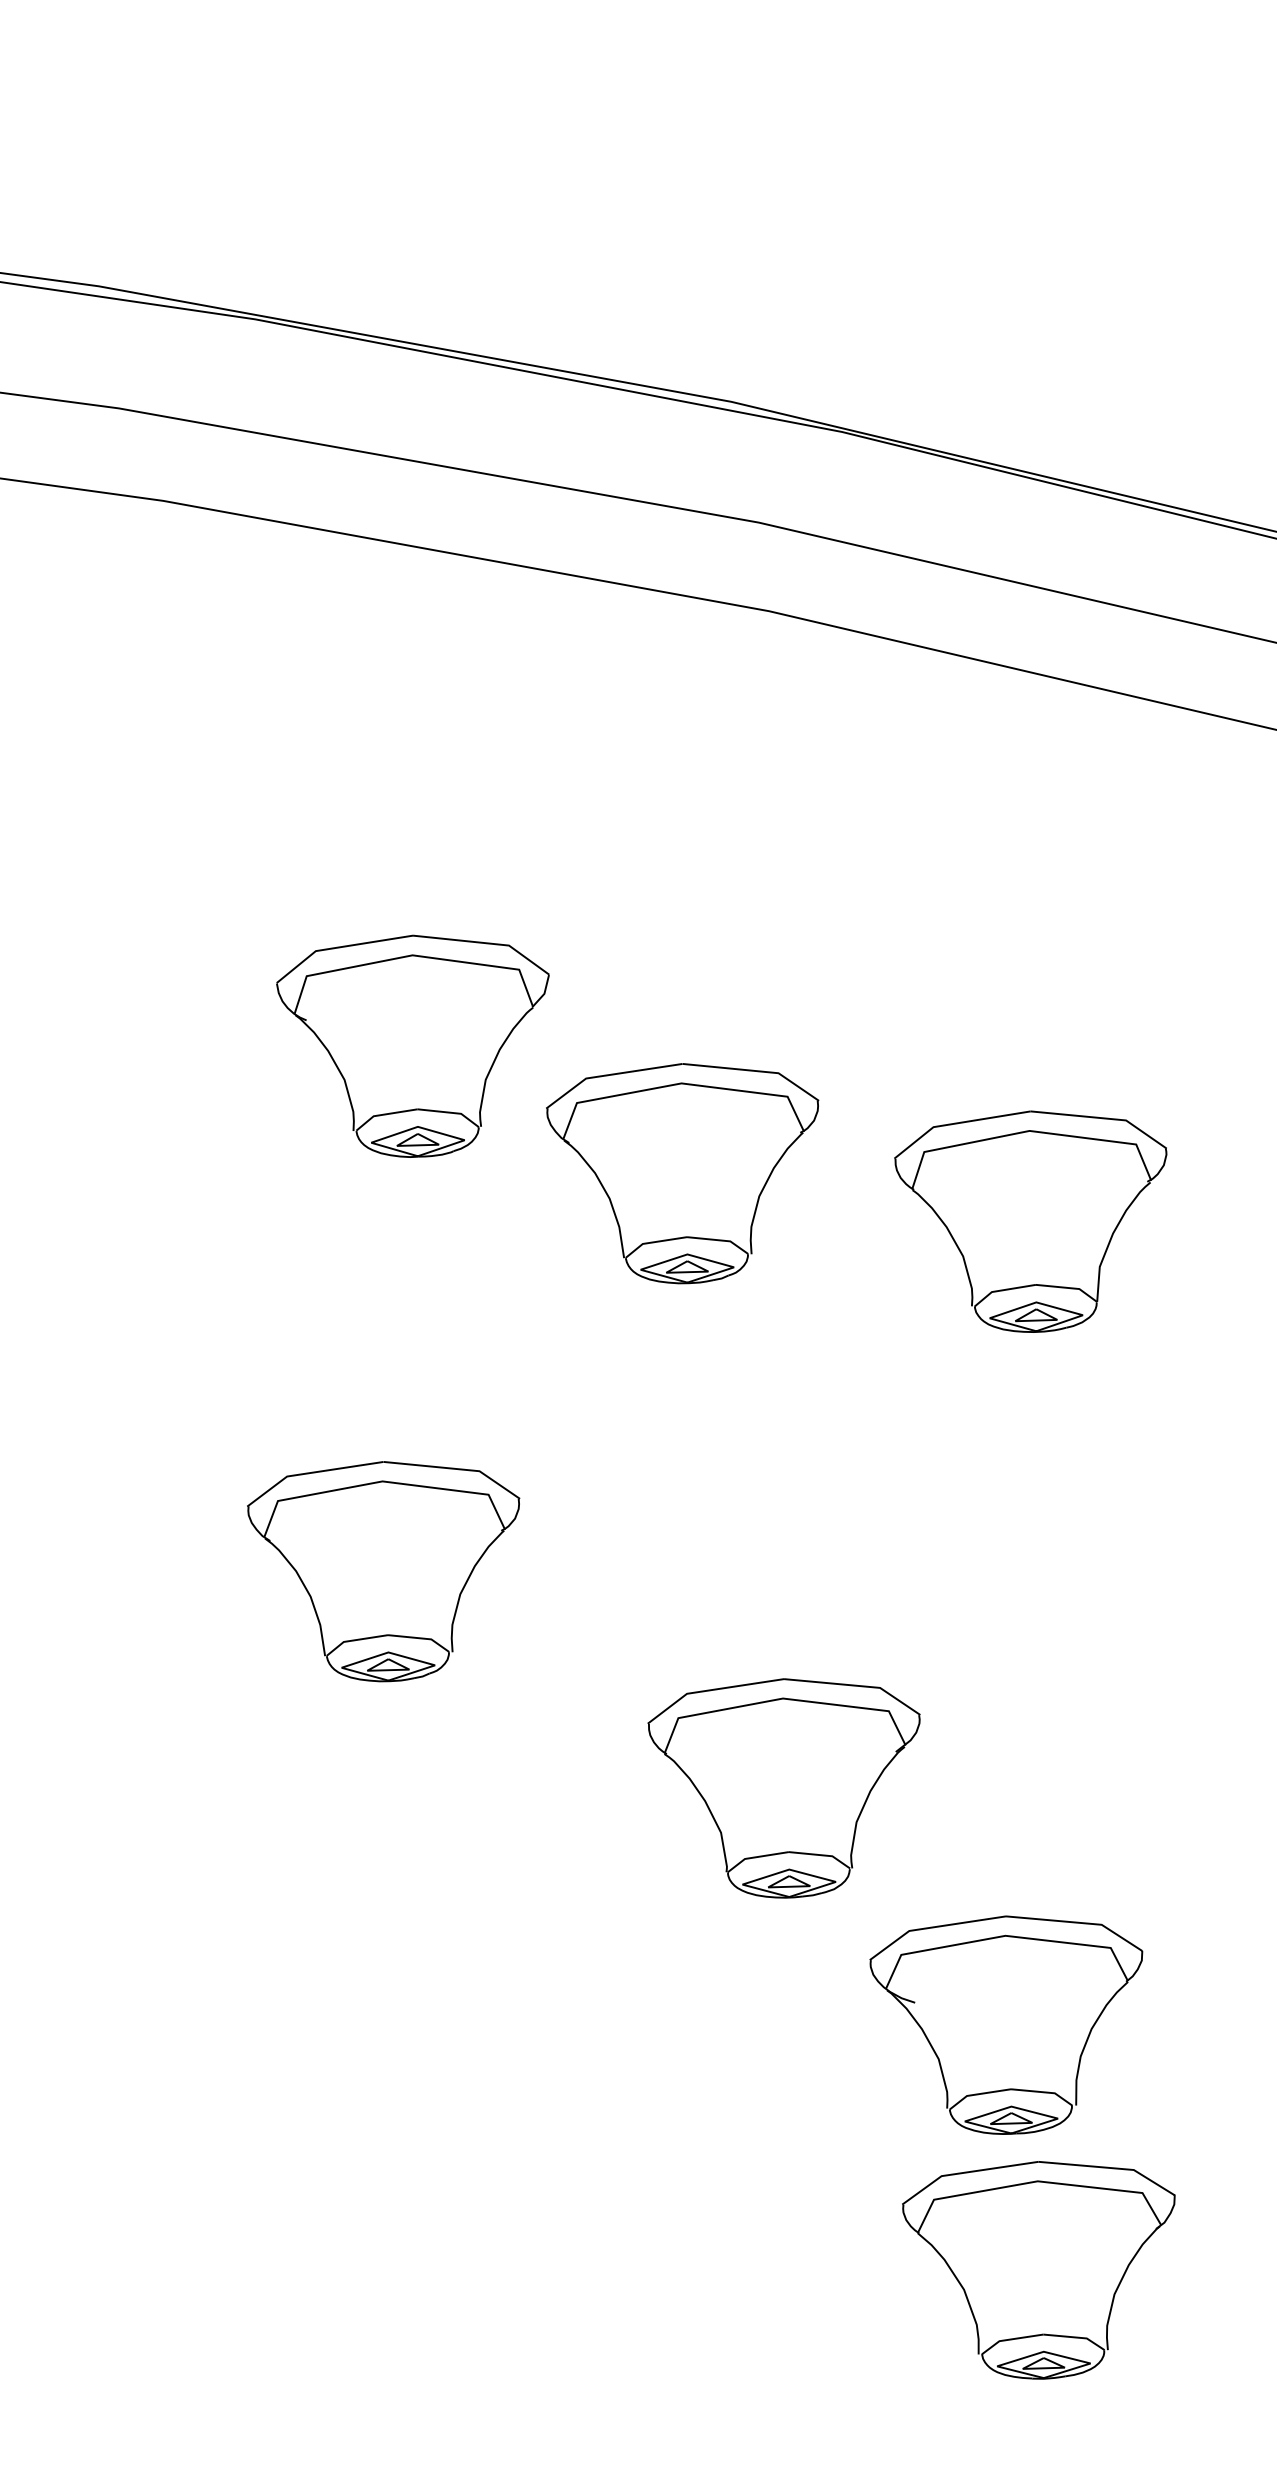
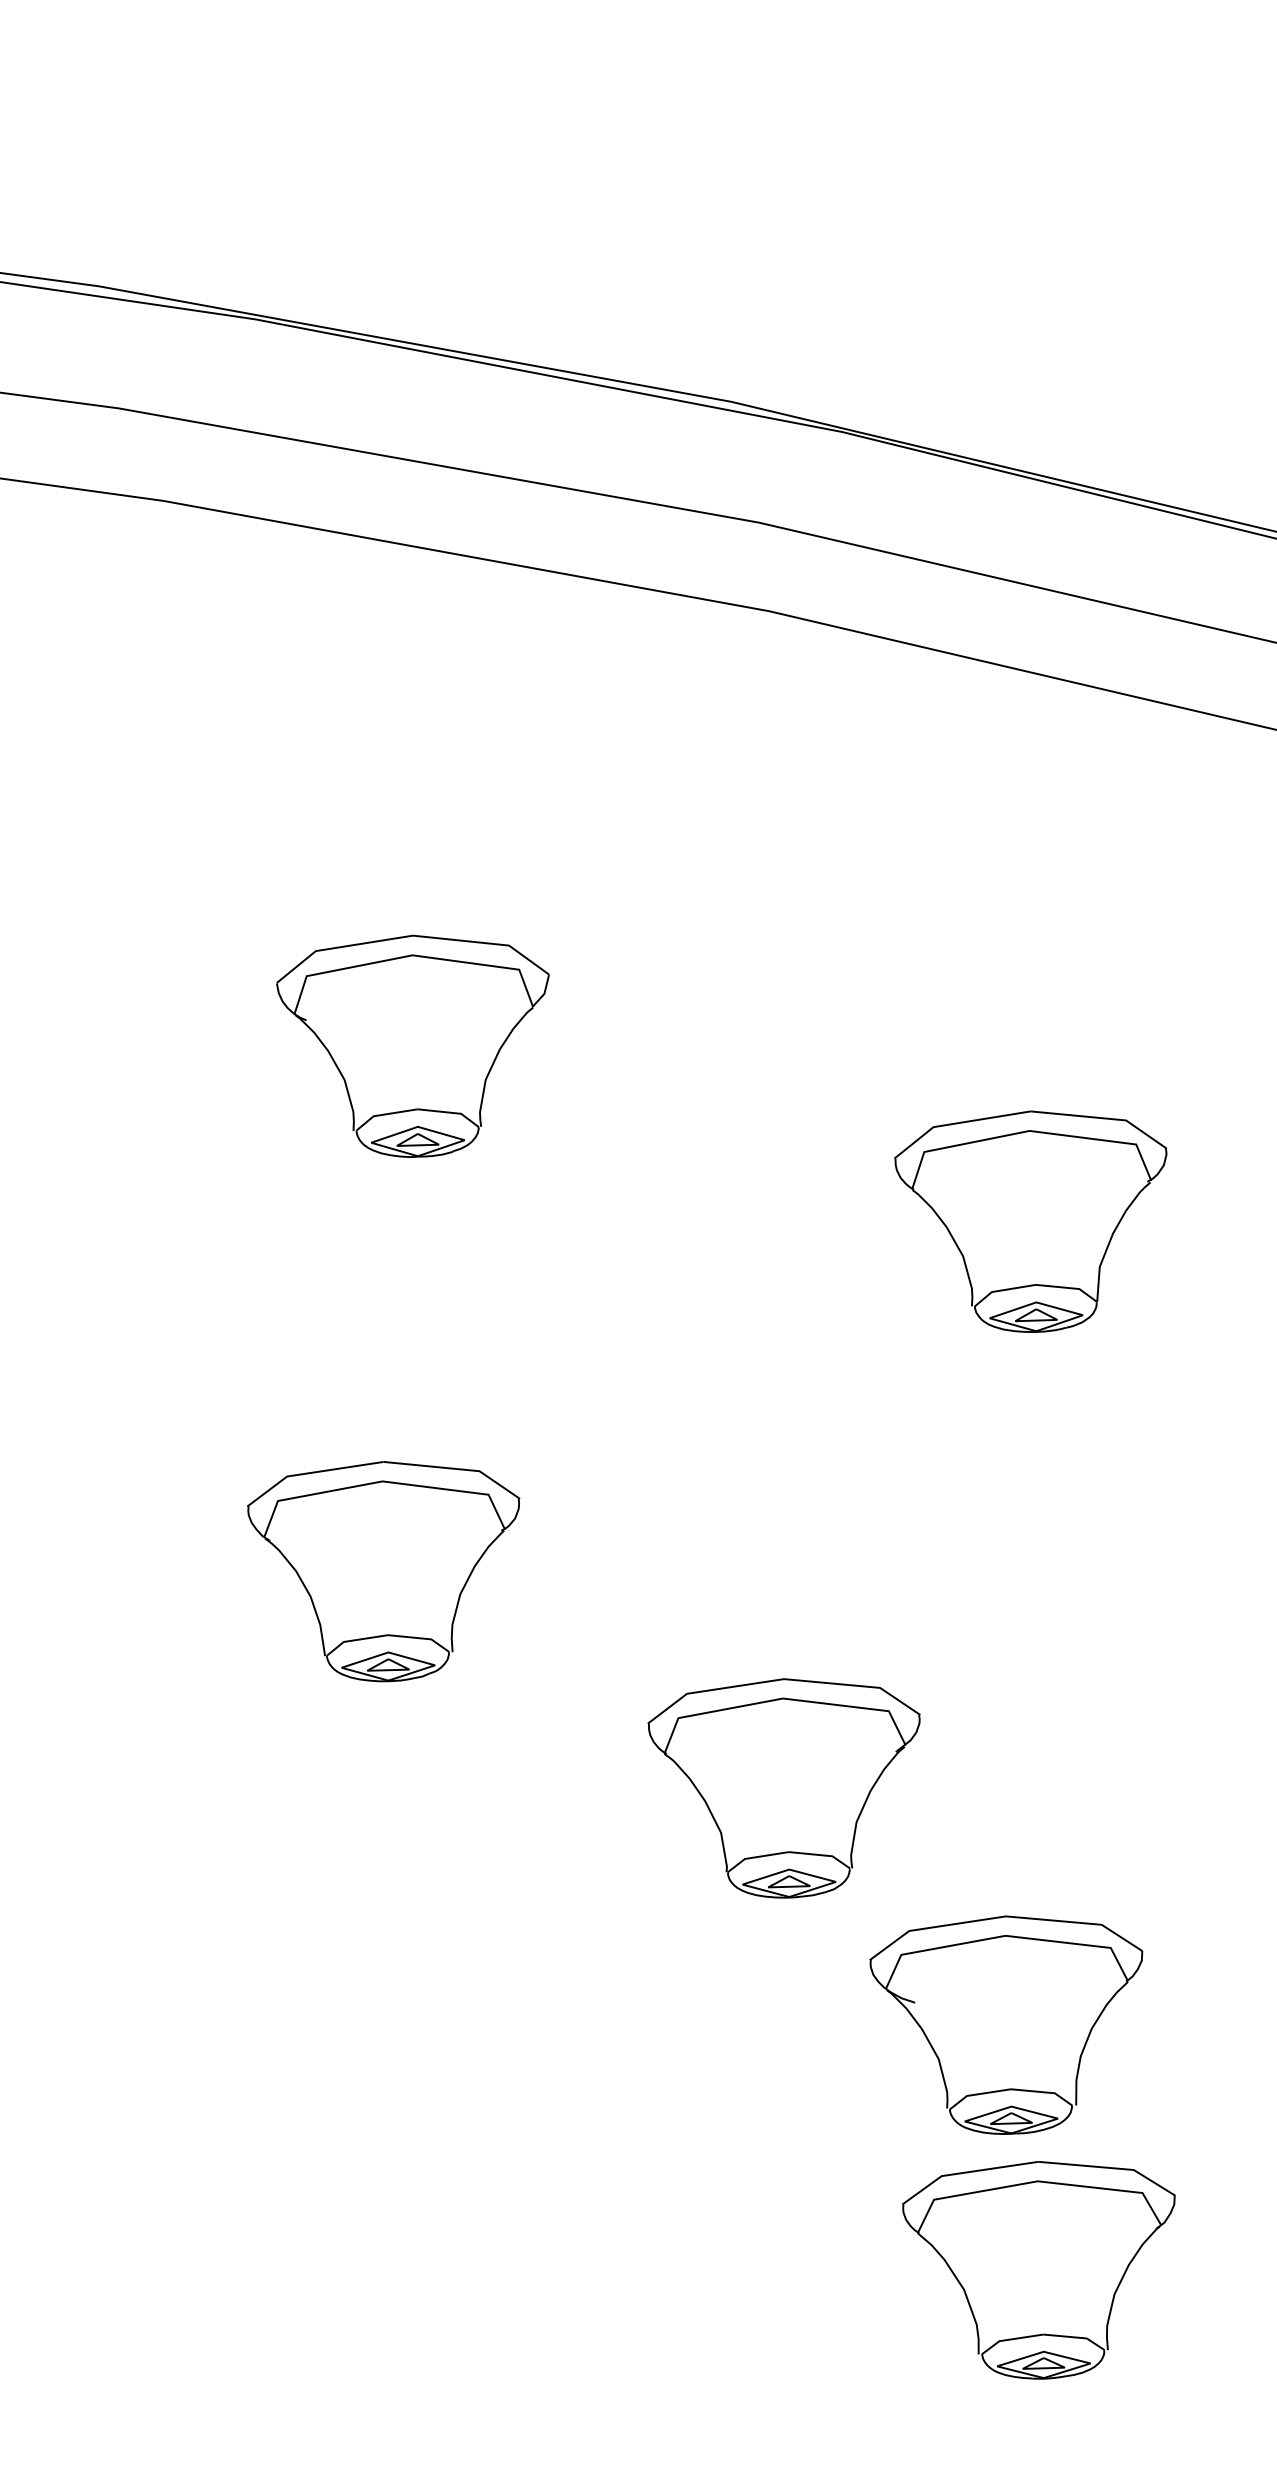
part: present -> none (683, 1236)
